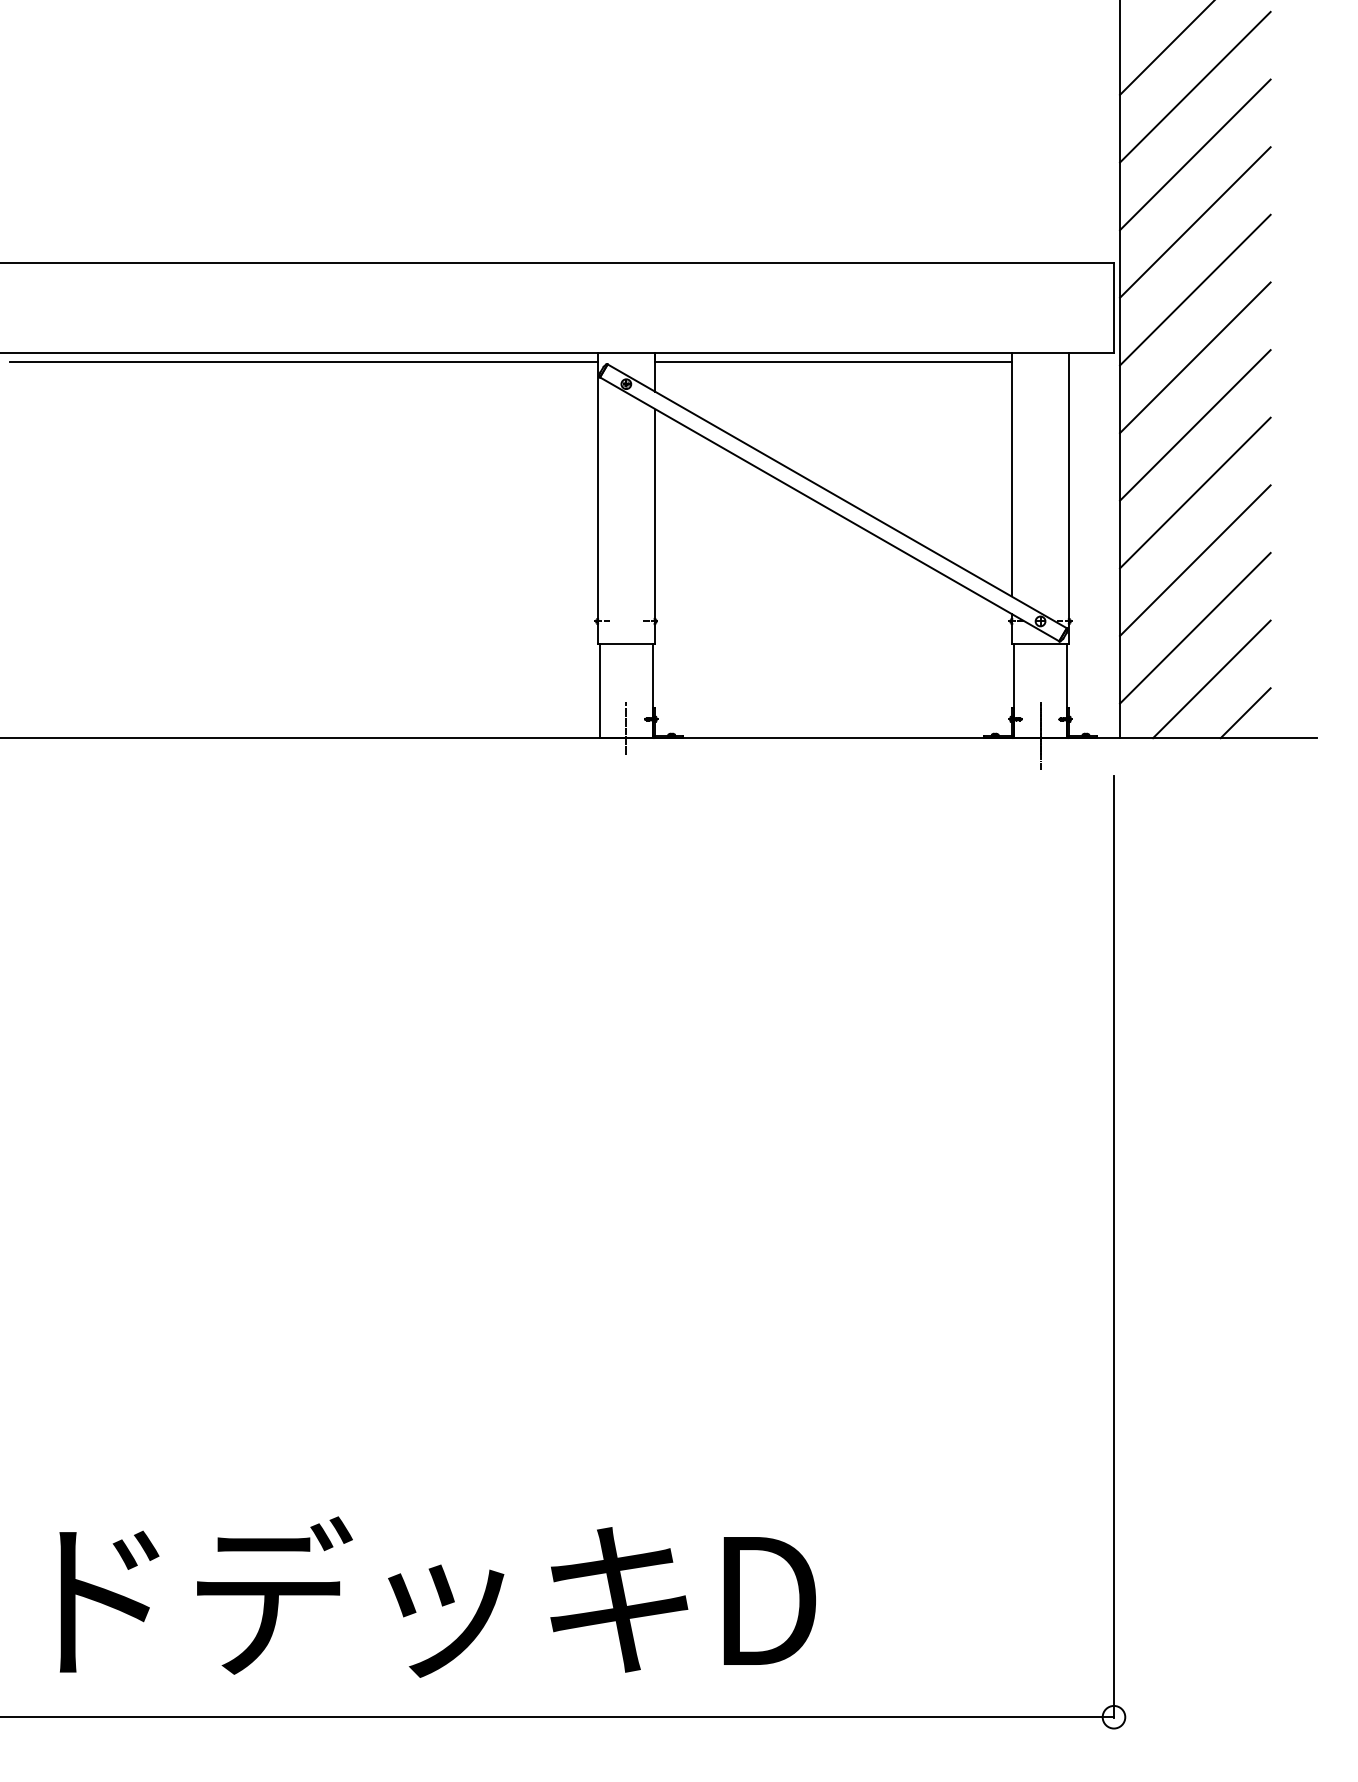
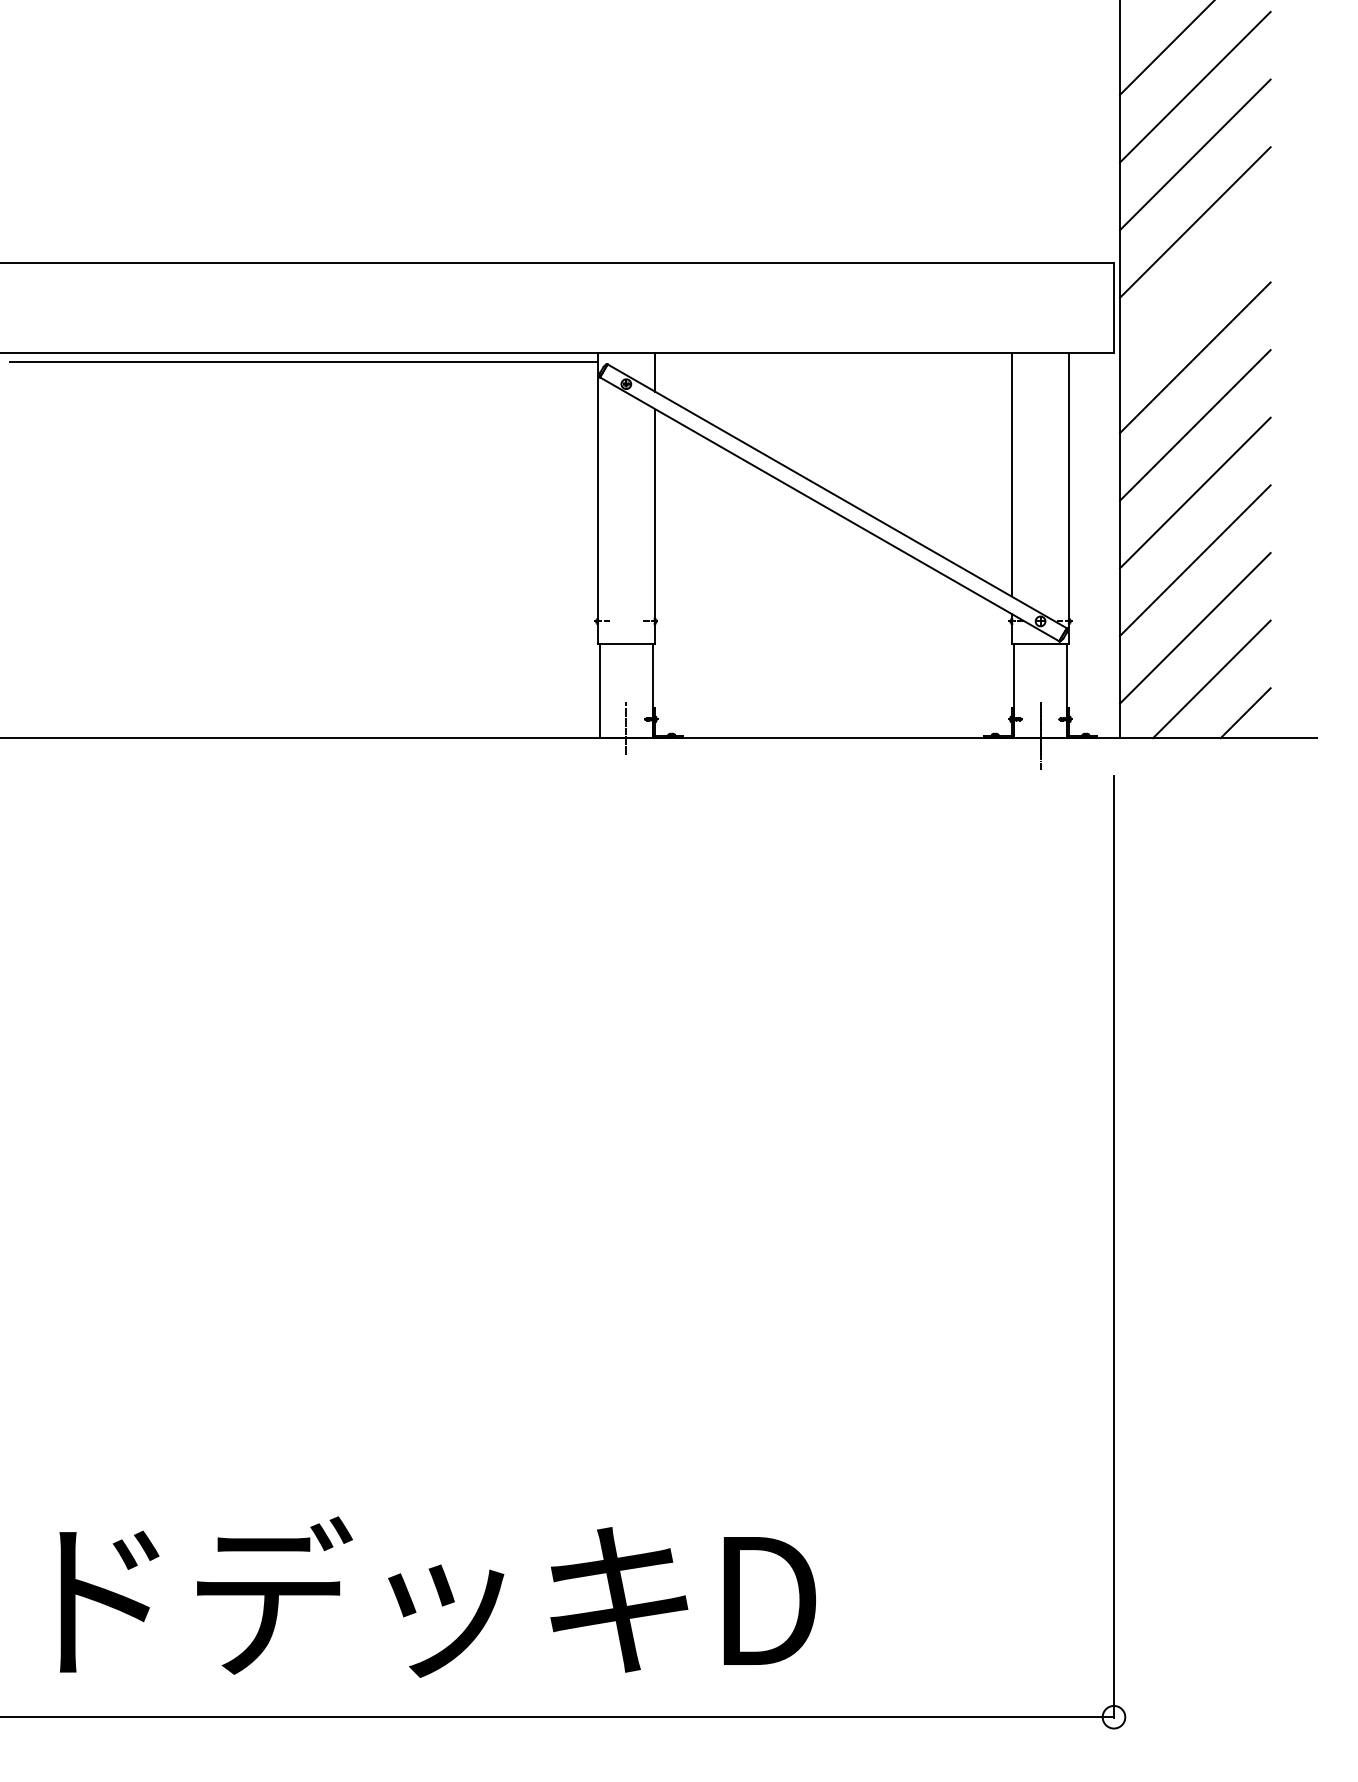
line: present -> none (1195, 289)
line: present -> none (833, 361)
